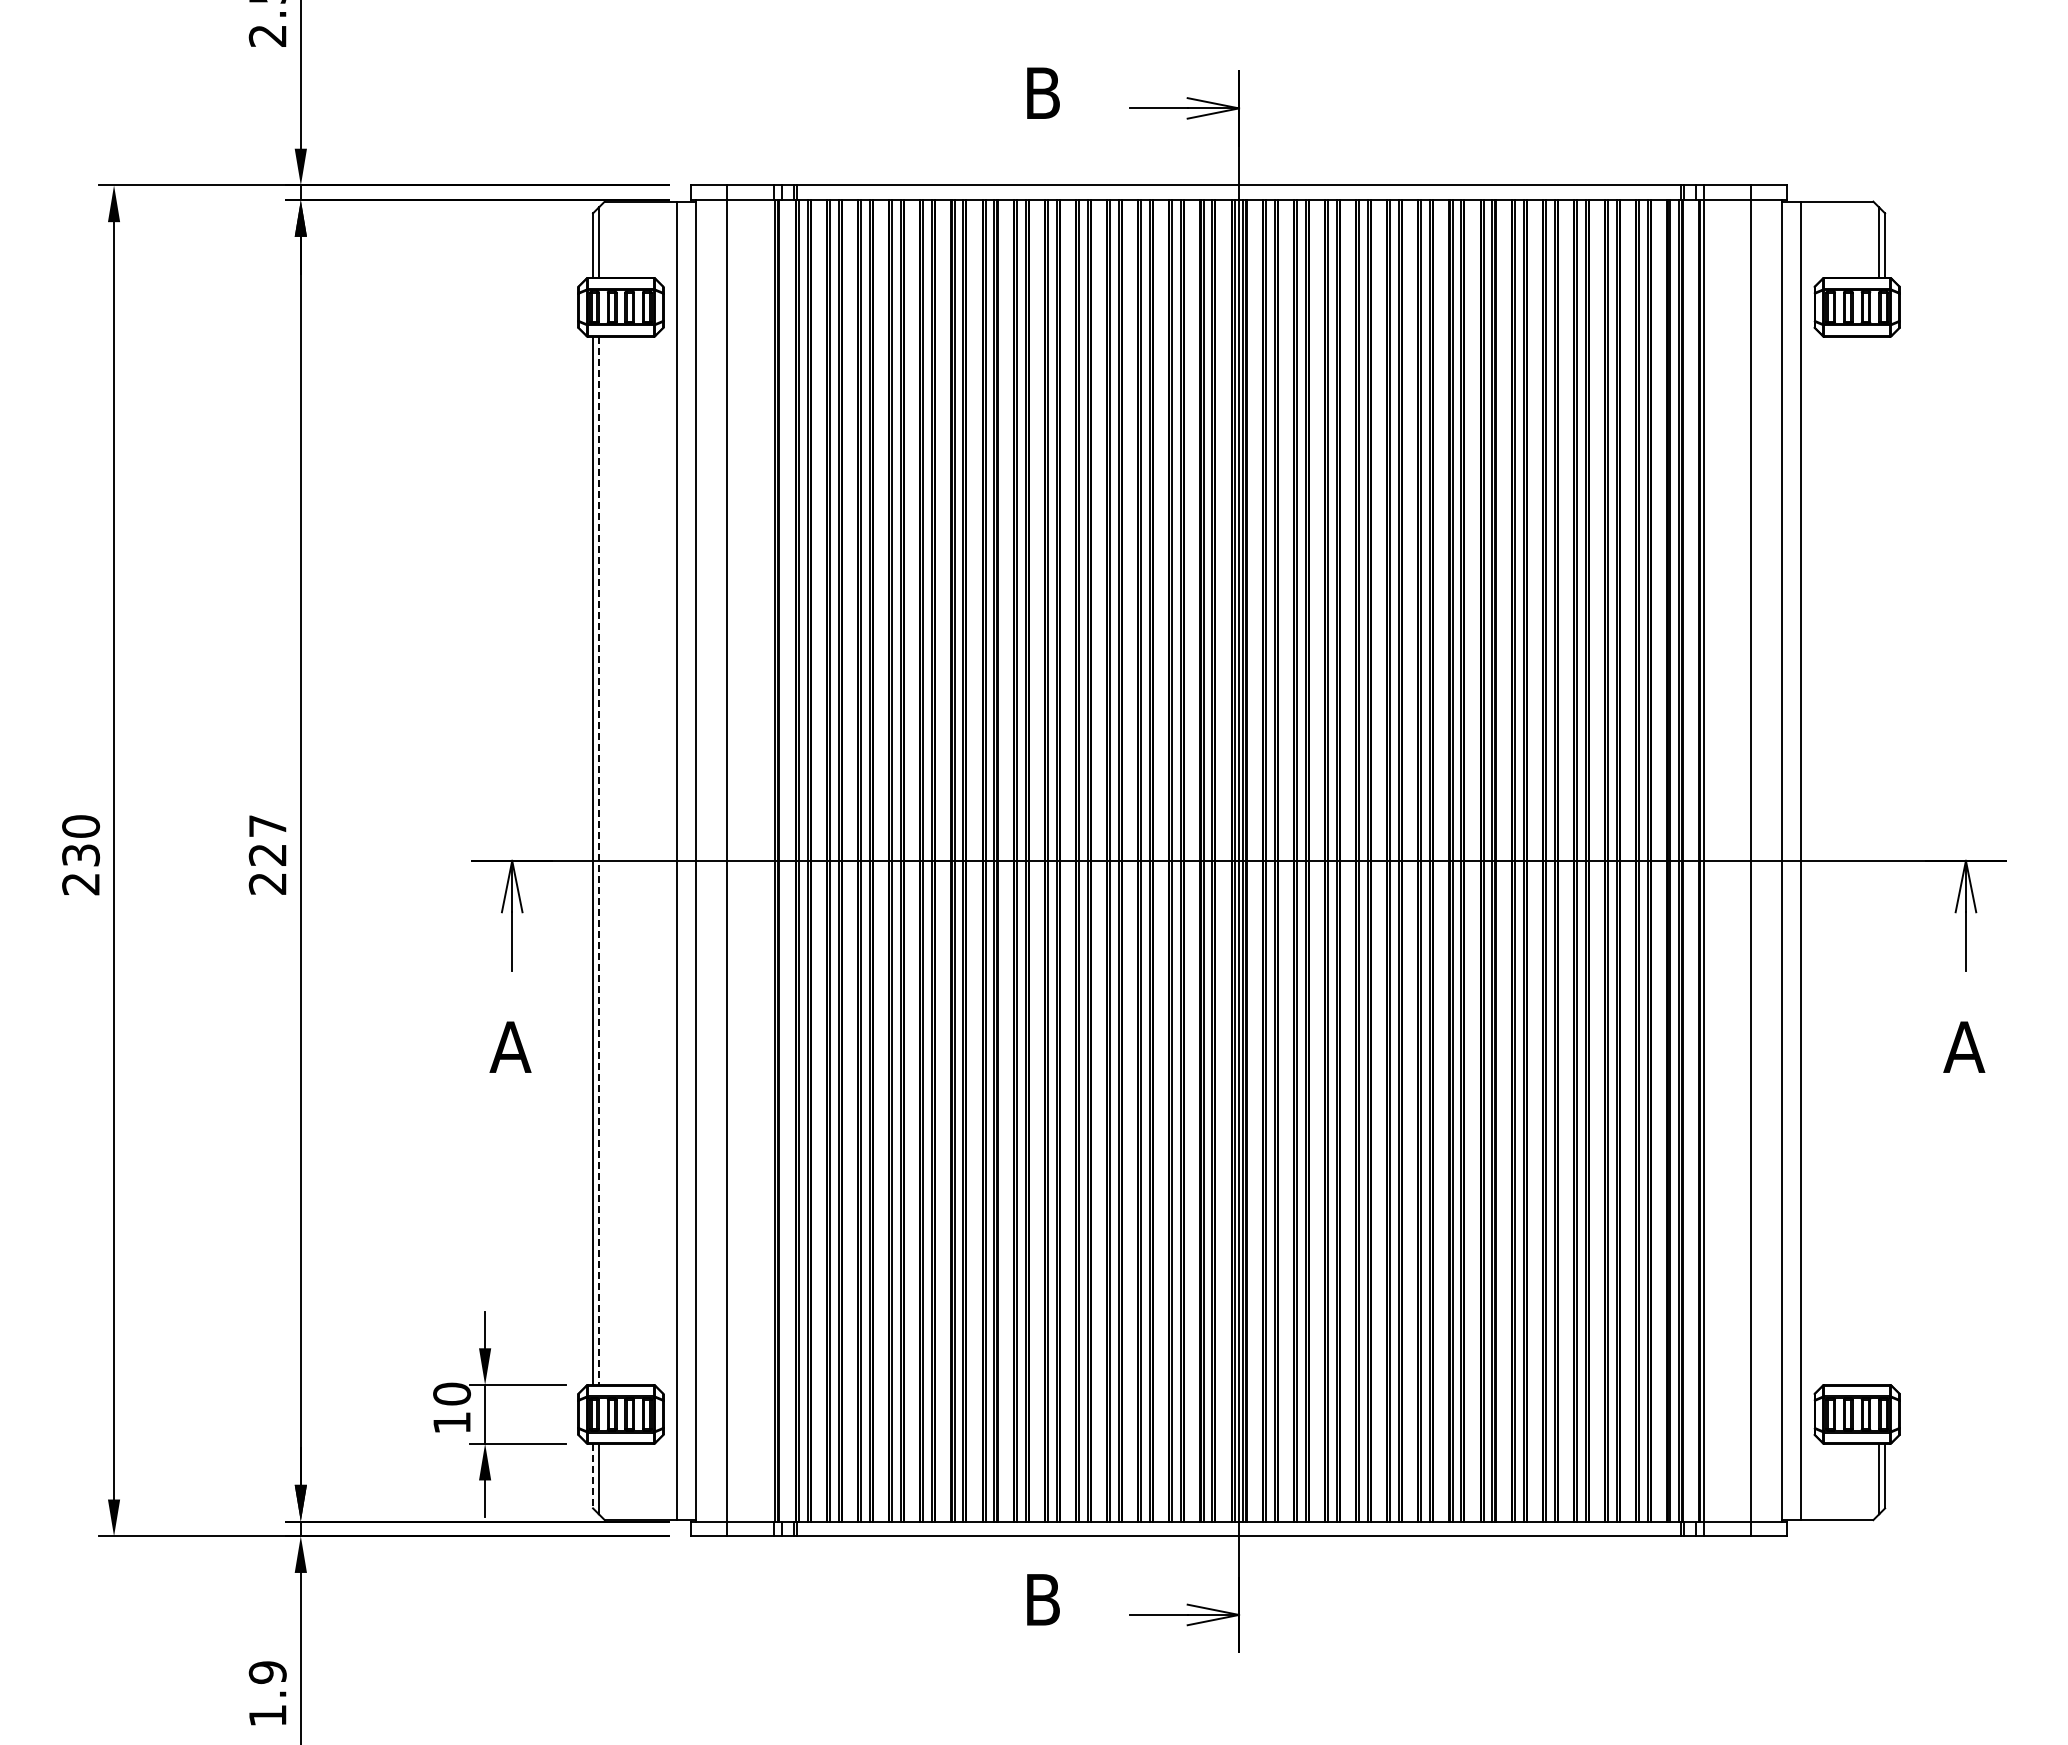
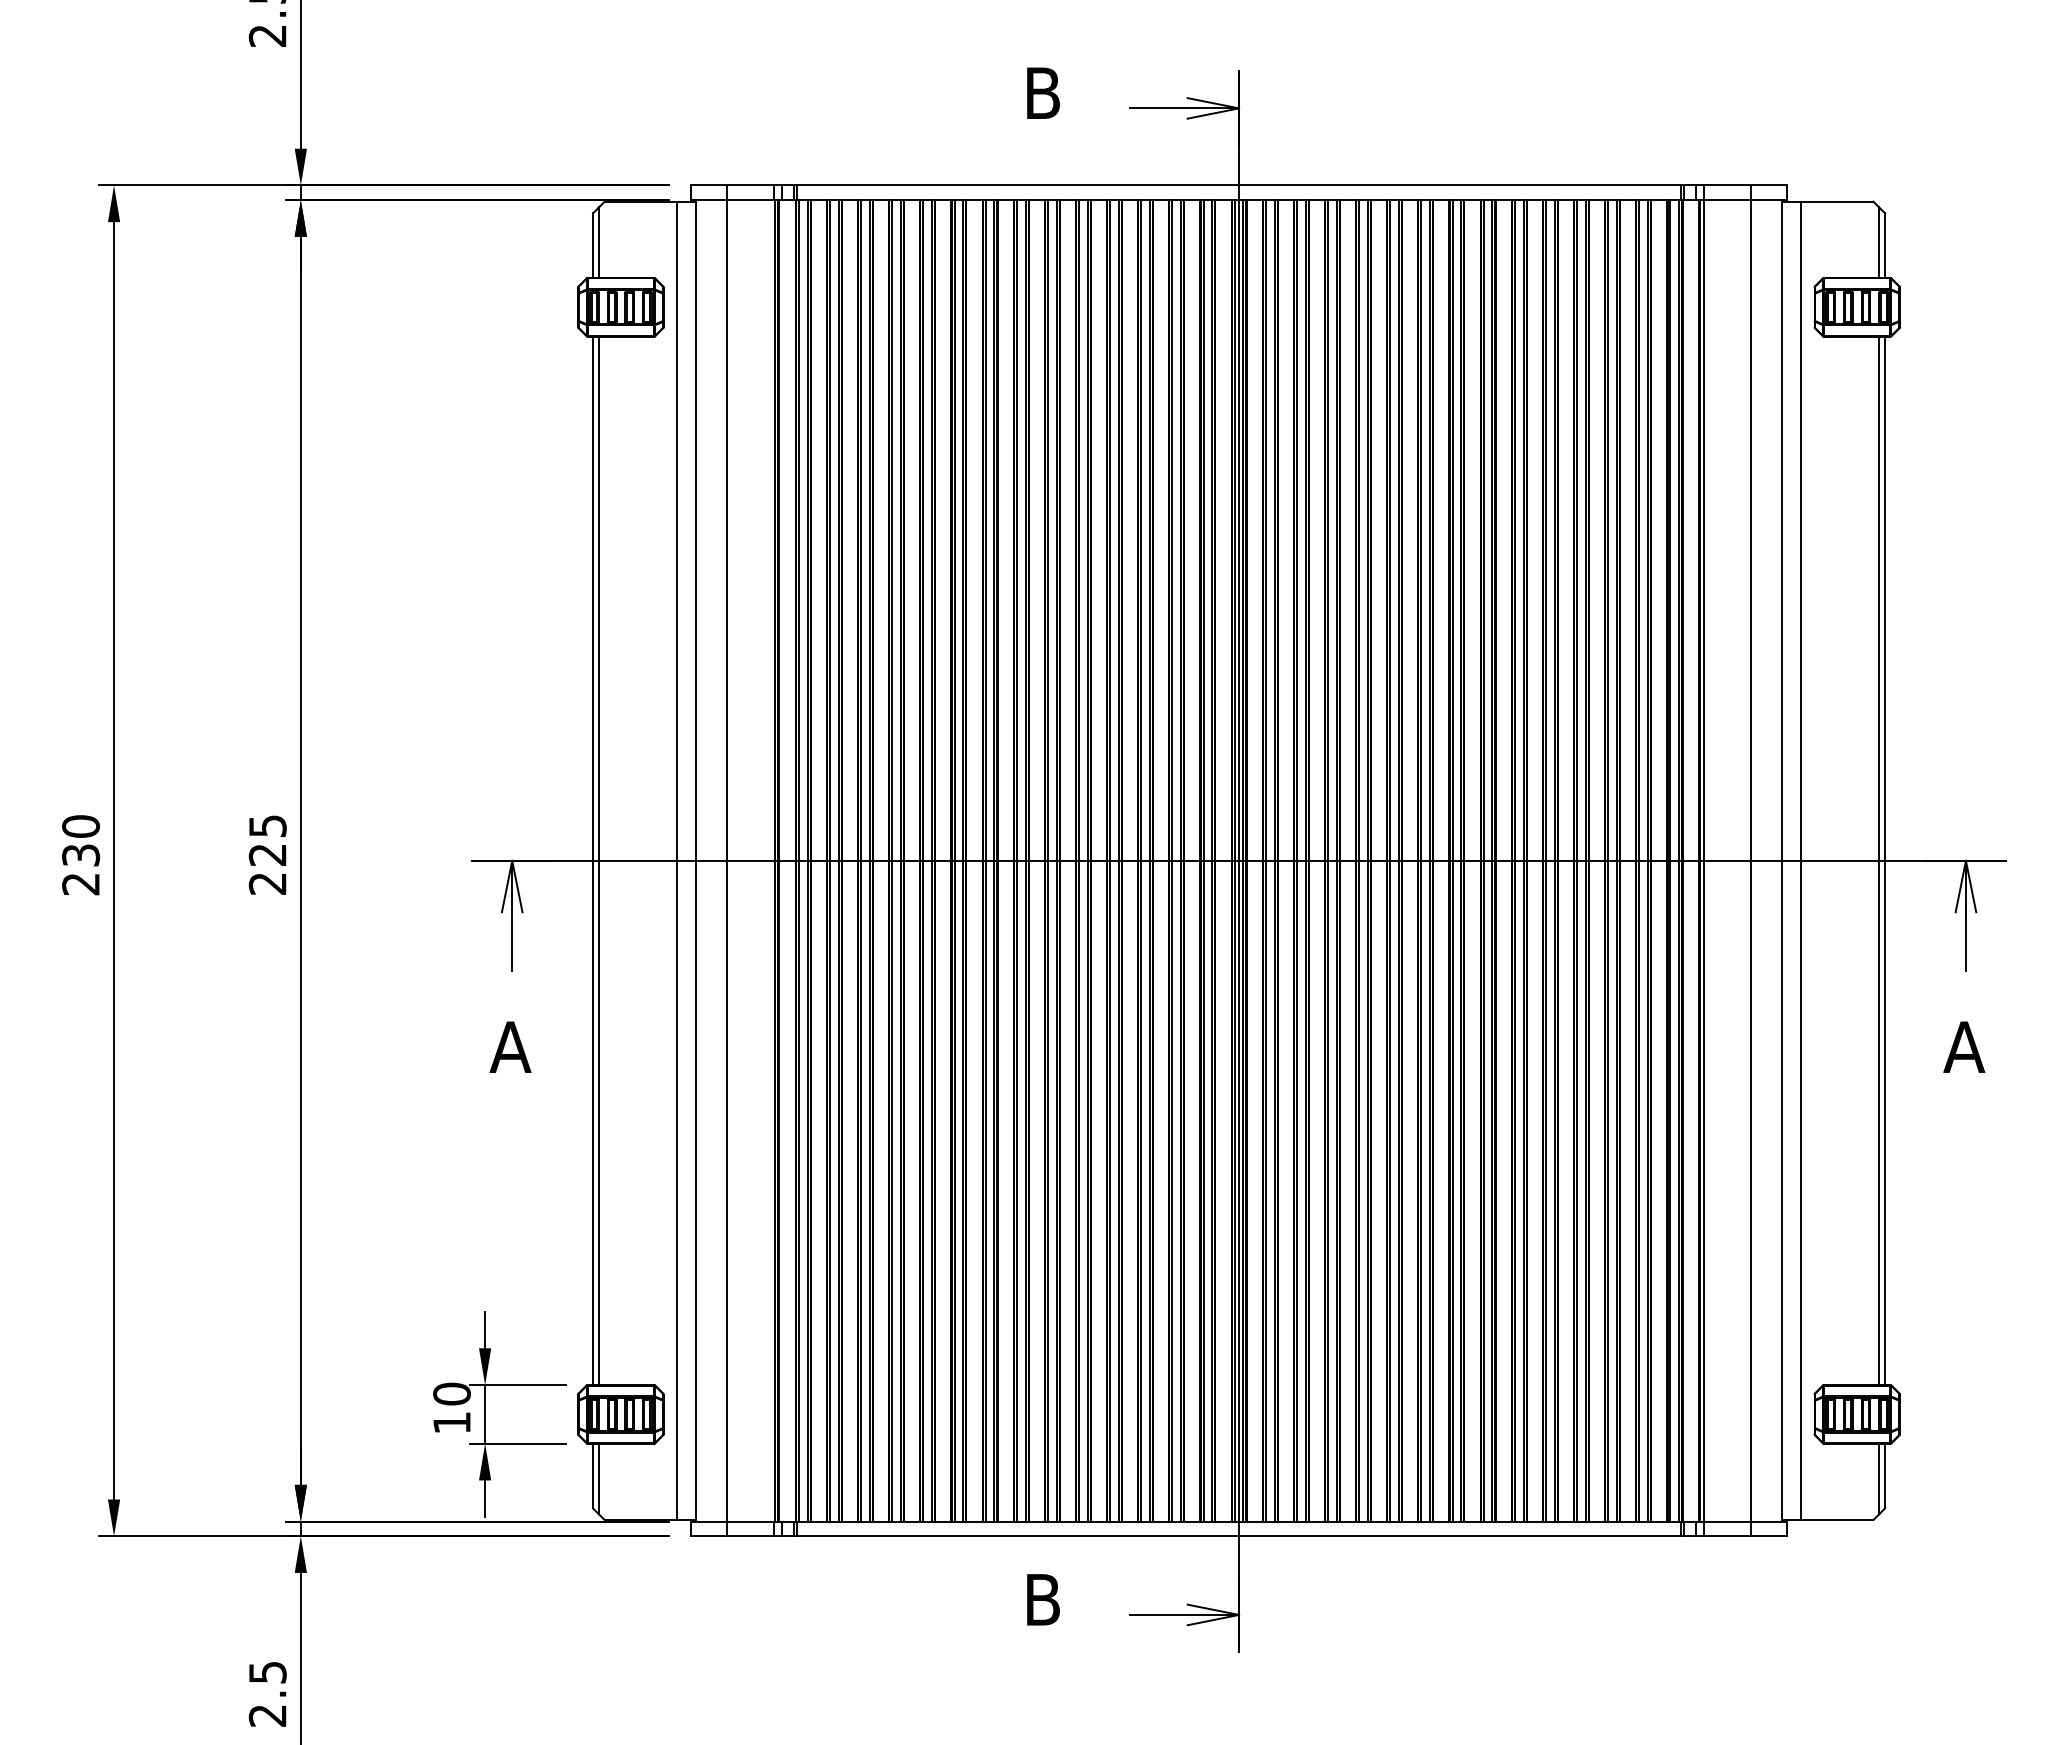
text: 227 -> 225 (267, 825)
line: none -> present (1879, 860)
line: none -> present (1885, 860)
line: dashed -> solid (598, 861)
line: dashed -> solid (593, 1476)
text: 1.9 -> 2.5 (267, 1693)
